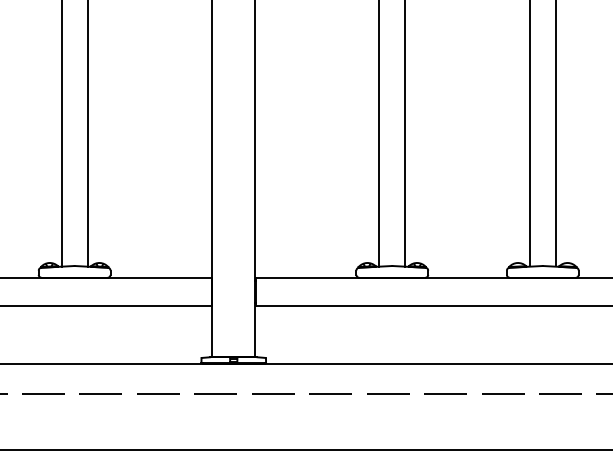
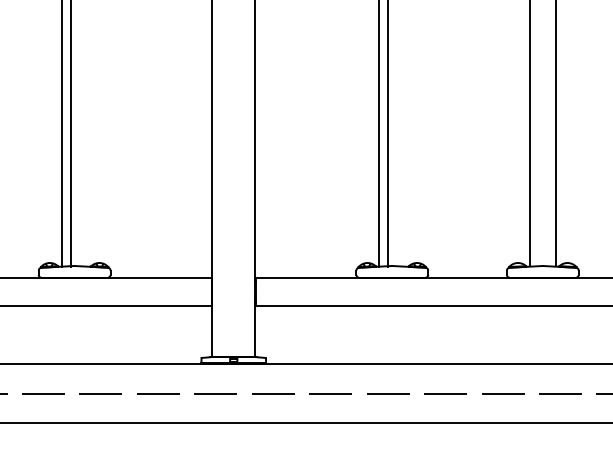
line position: (87, 134) -> (70, 134) (70, 134)
line position: (405, 134) -> (388, 134) (388, 134)
line position: (305, 450) -> (305, 423) (305, 423)
